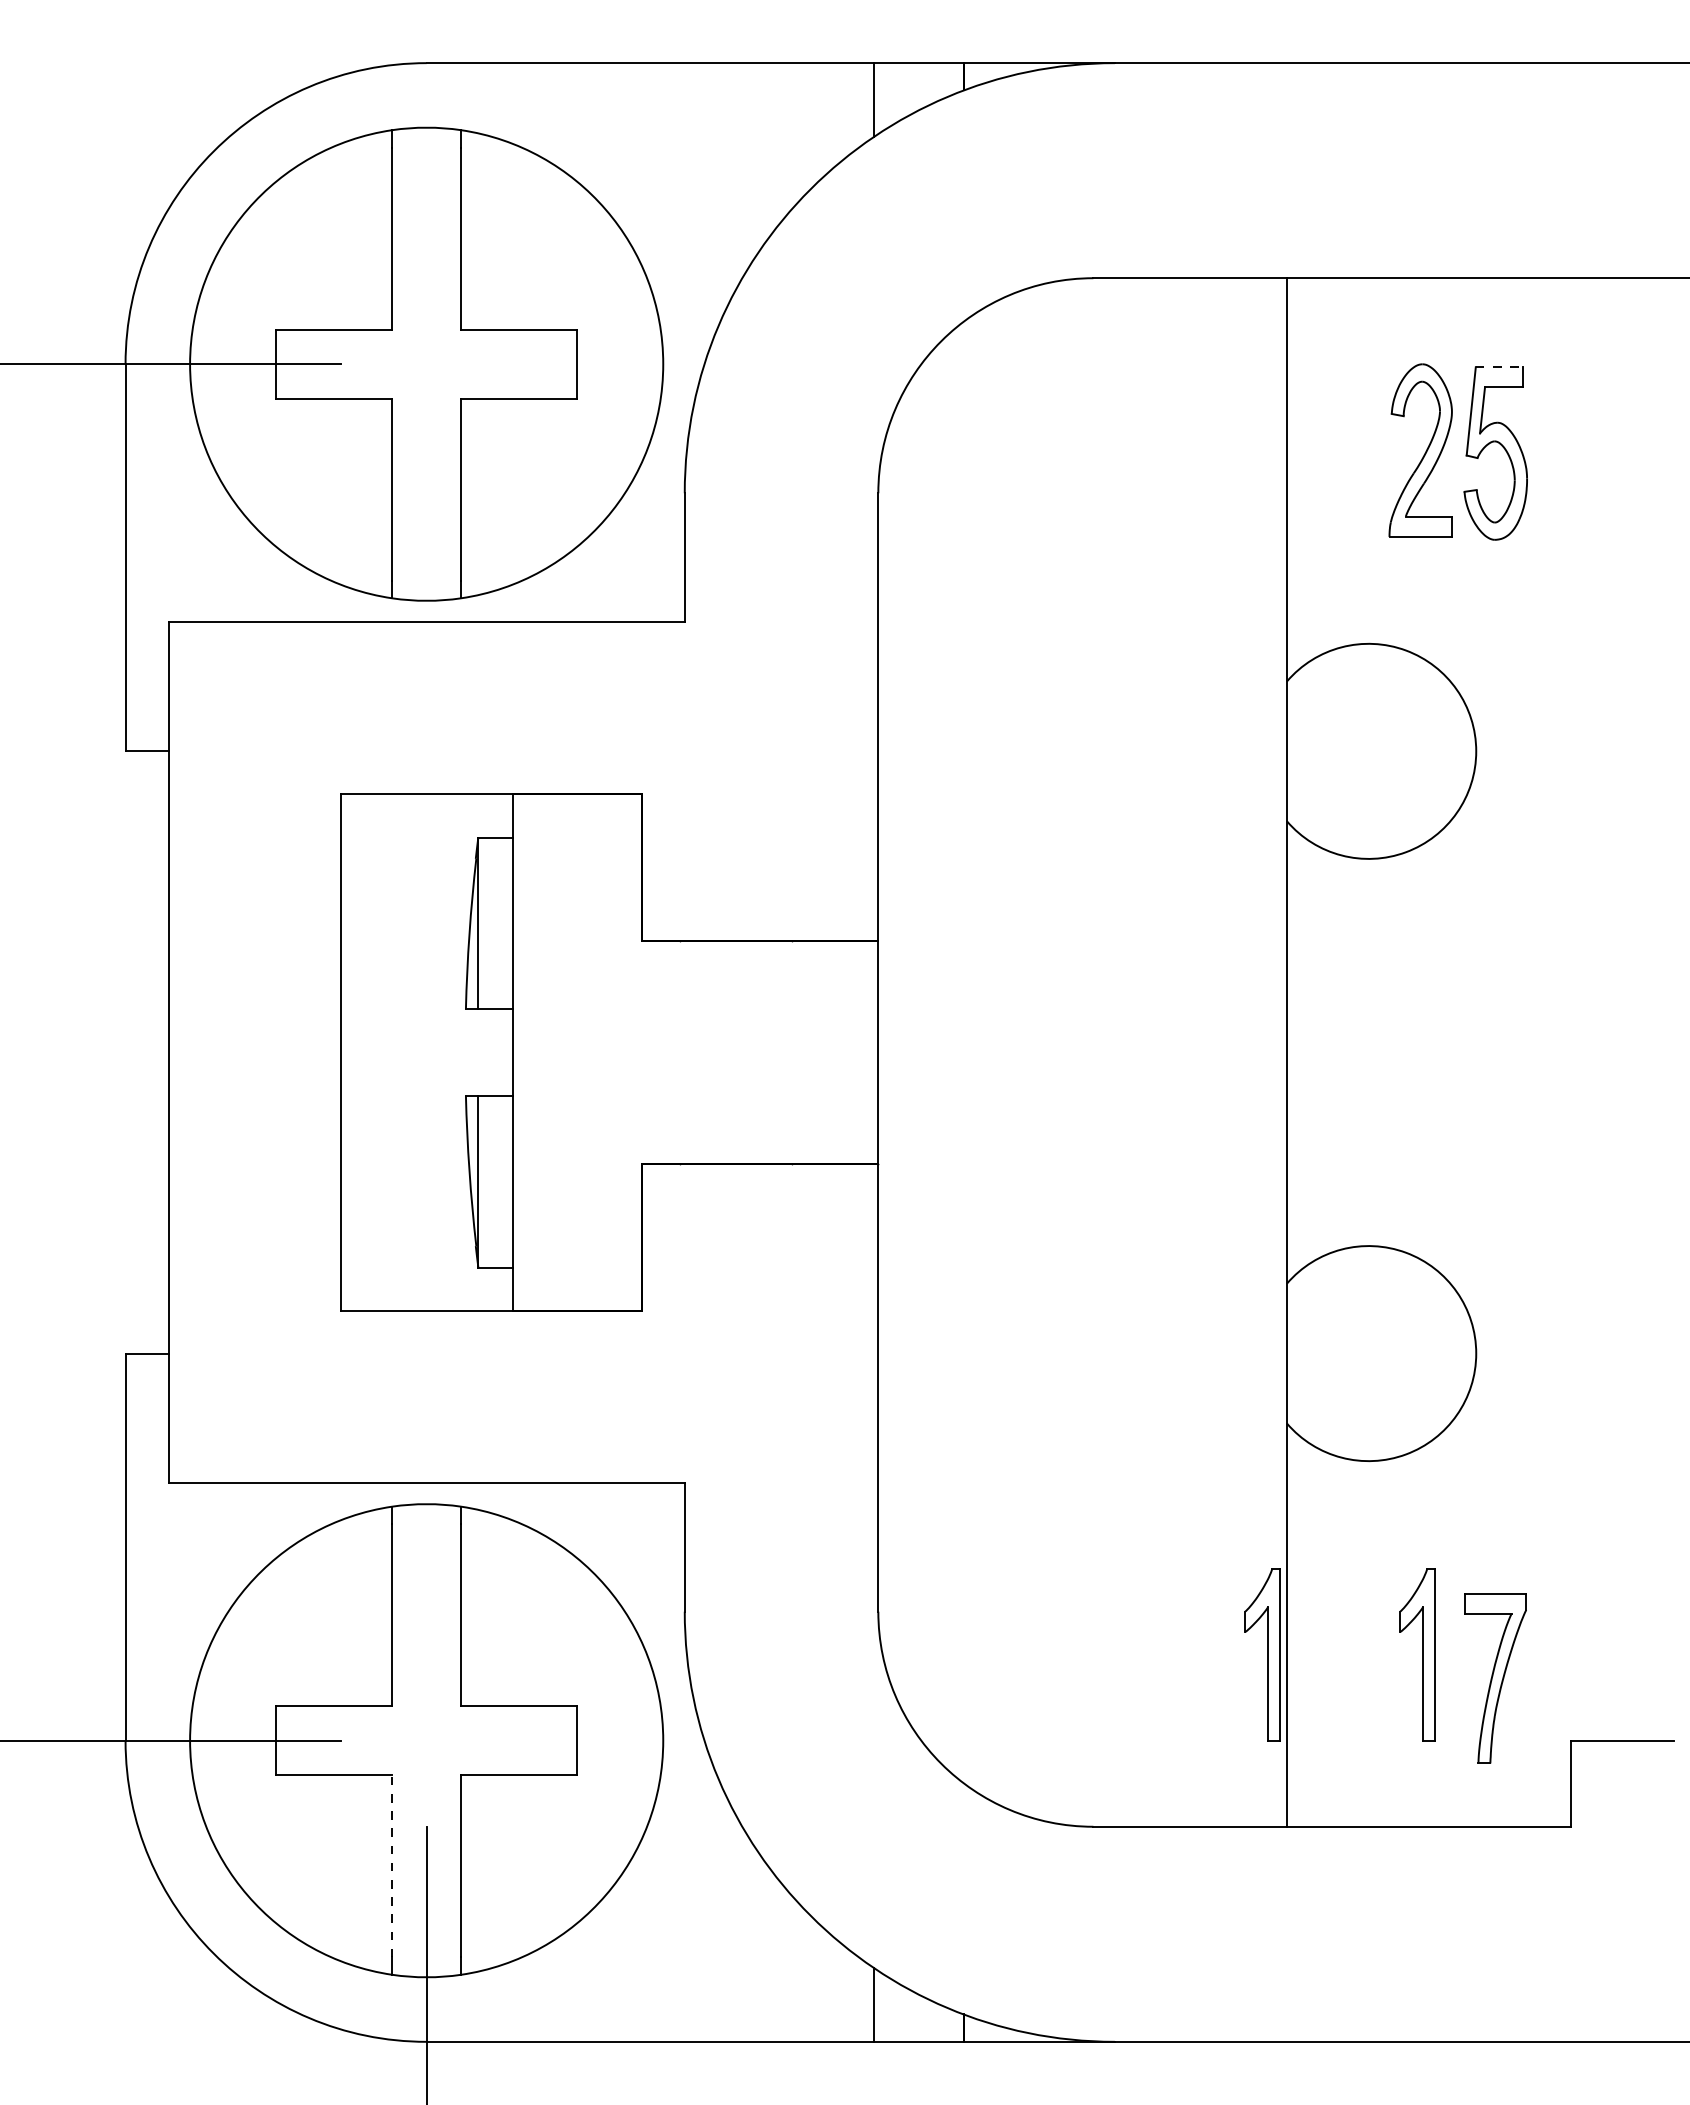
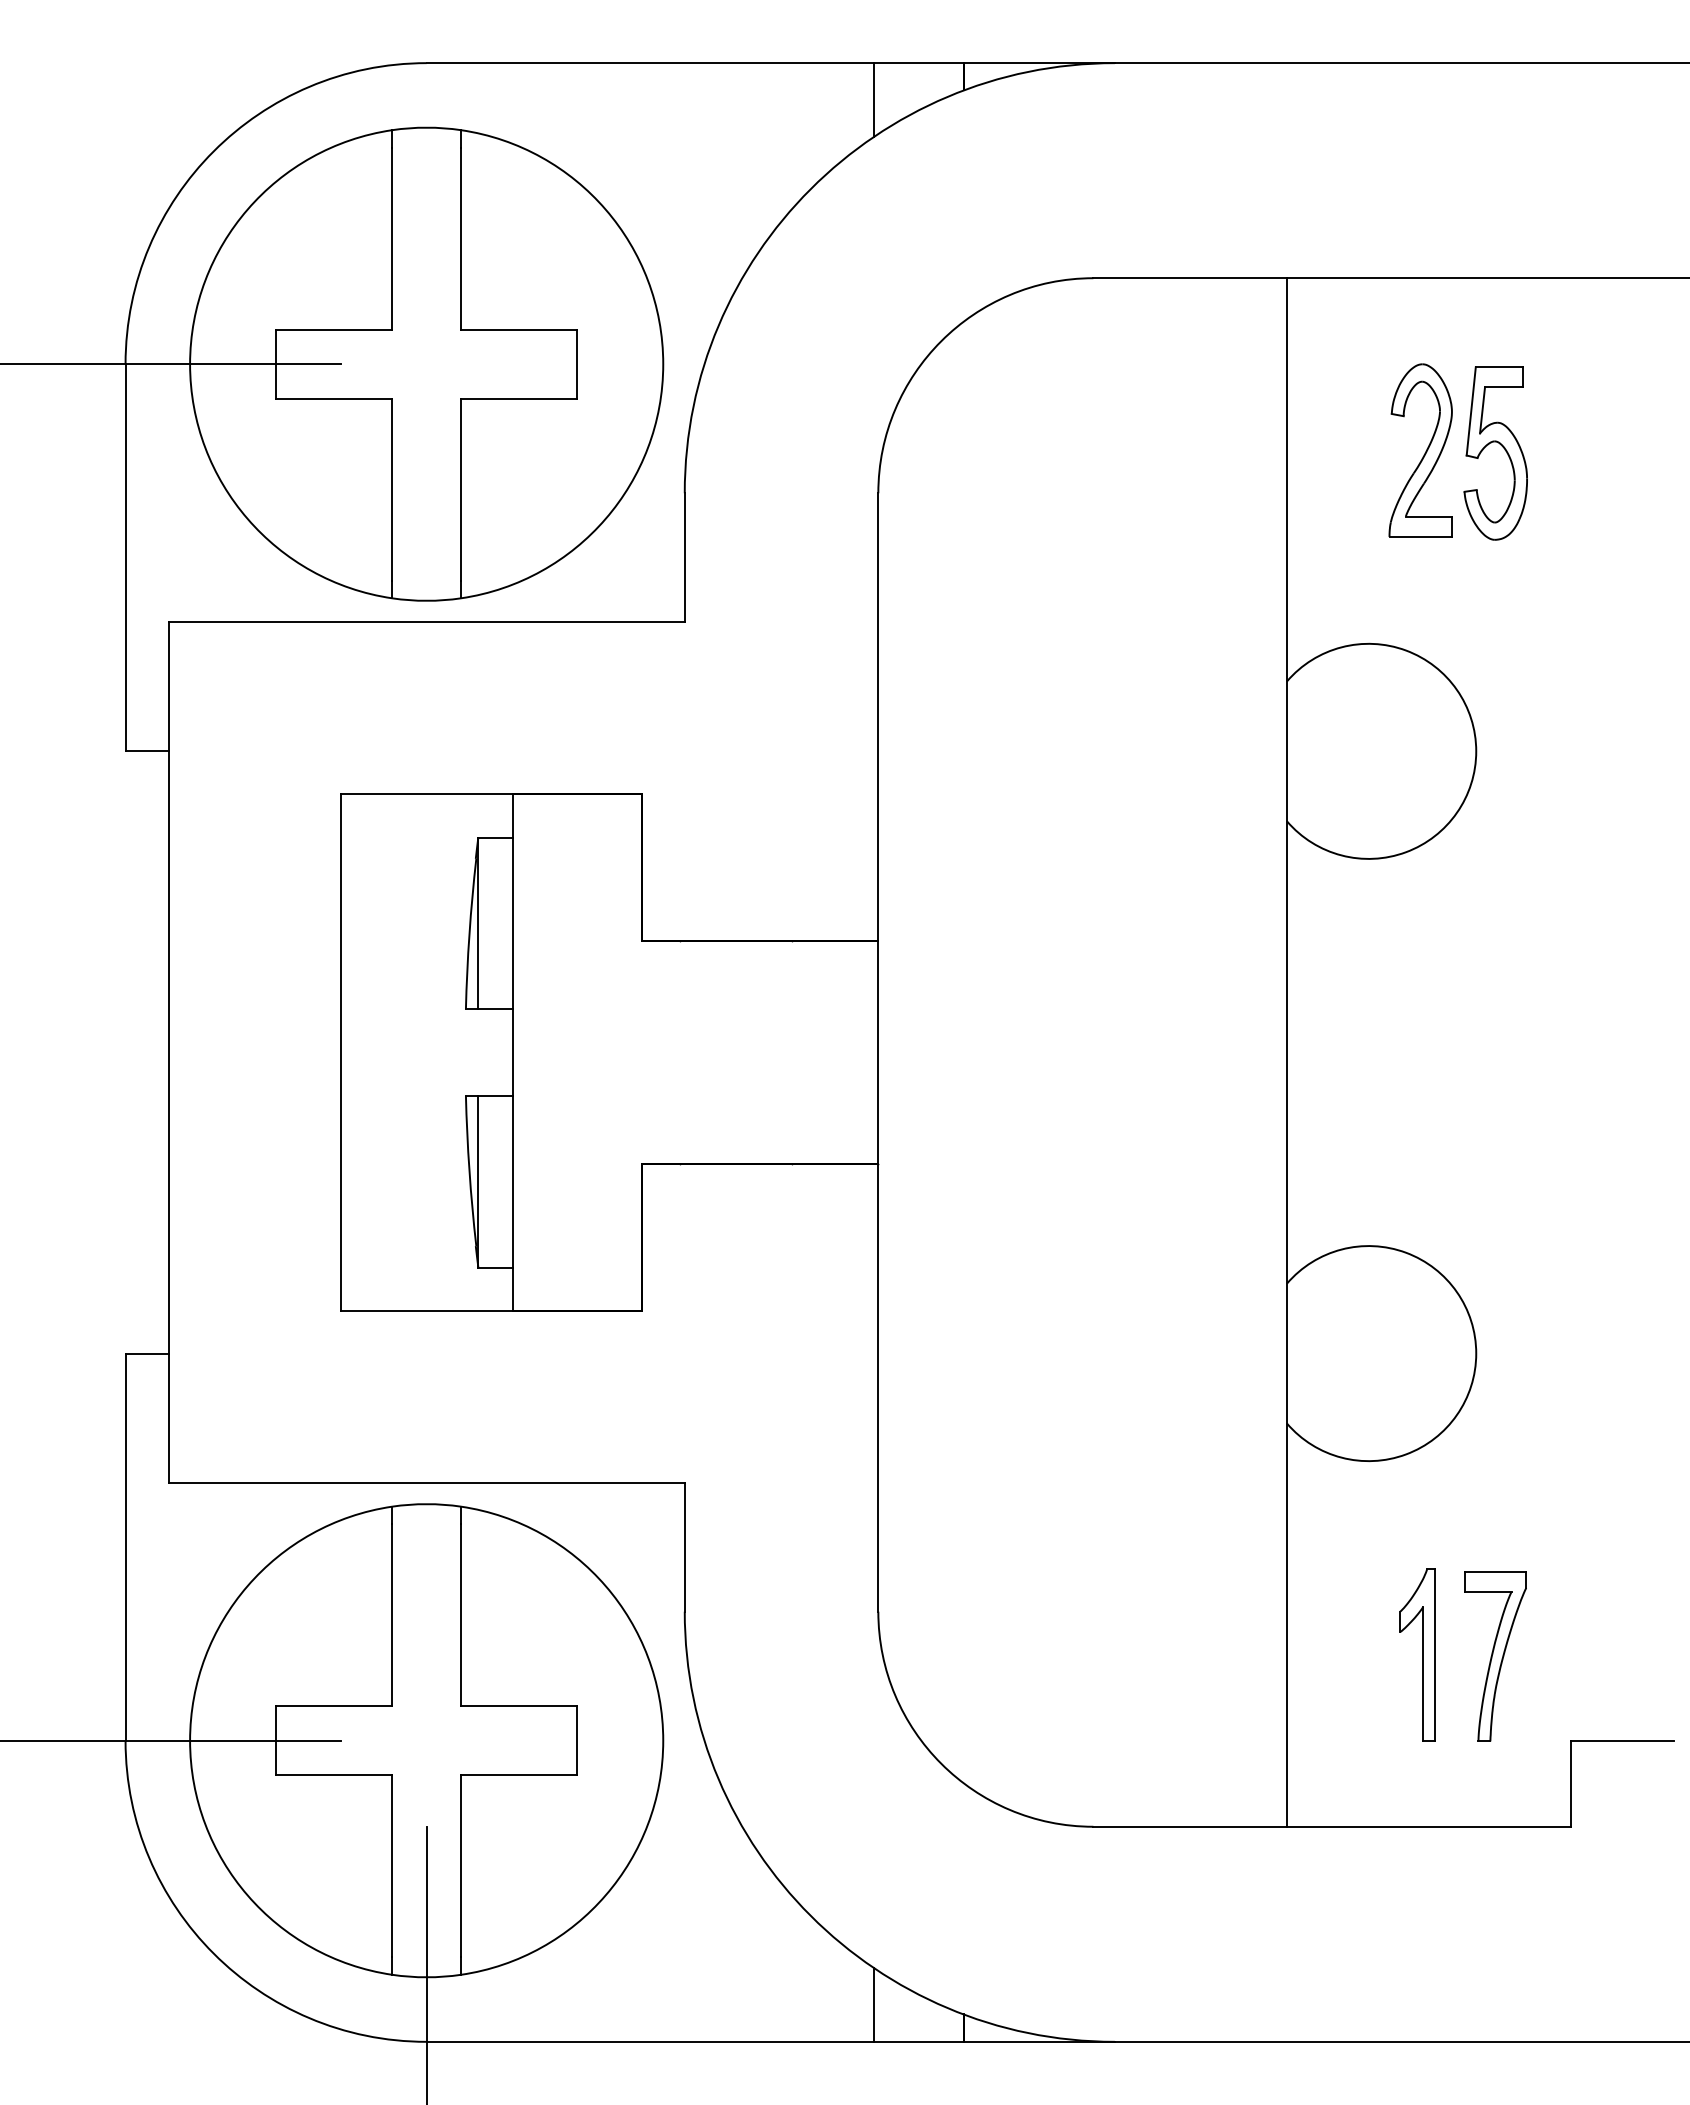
line: dashed -> solid (1499, 367)
part: present -> none (1262, 1654)
part position: (1495, 1678) -> (1495, 1656) (1495, 1656)
line: dashed -> solid (392, 1865)
